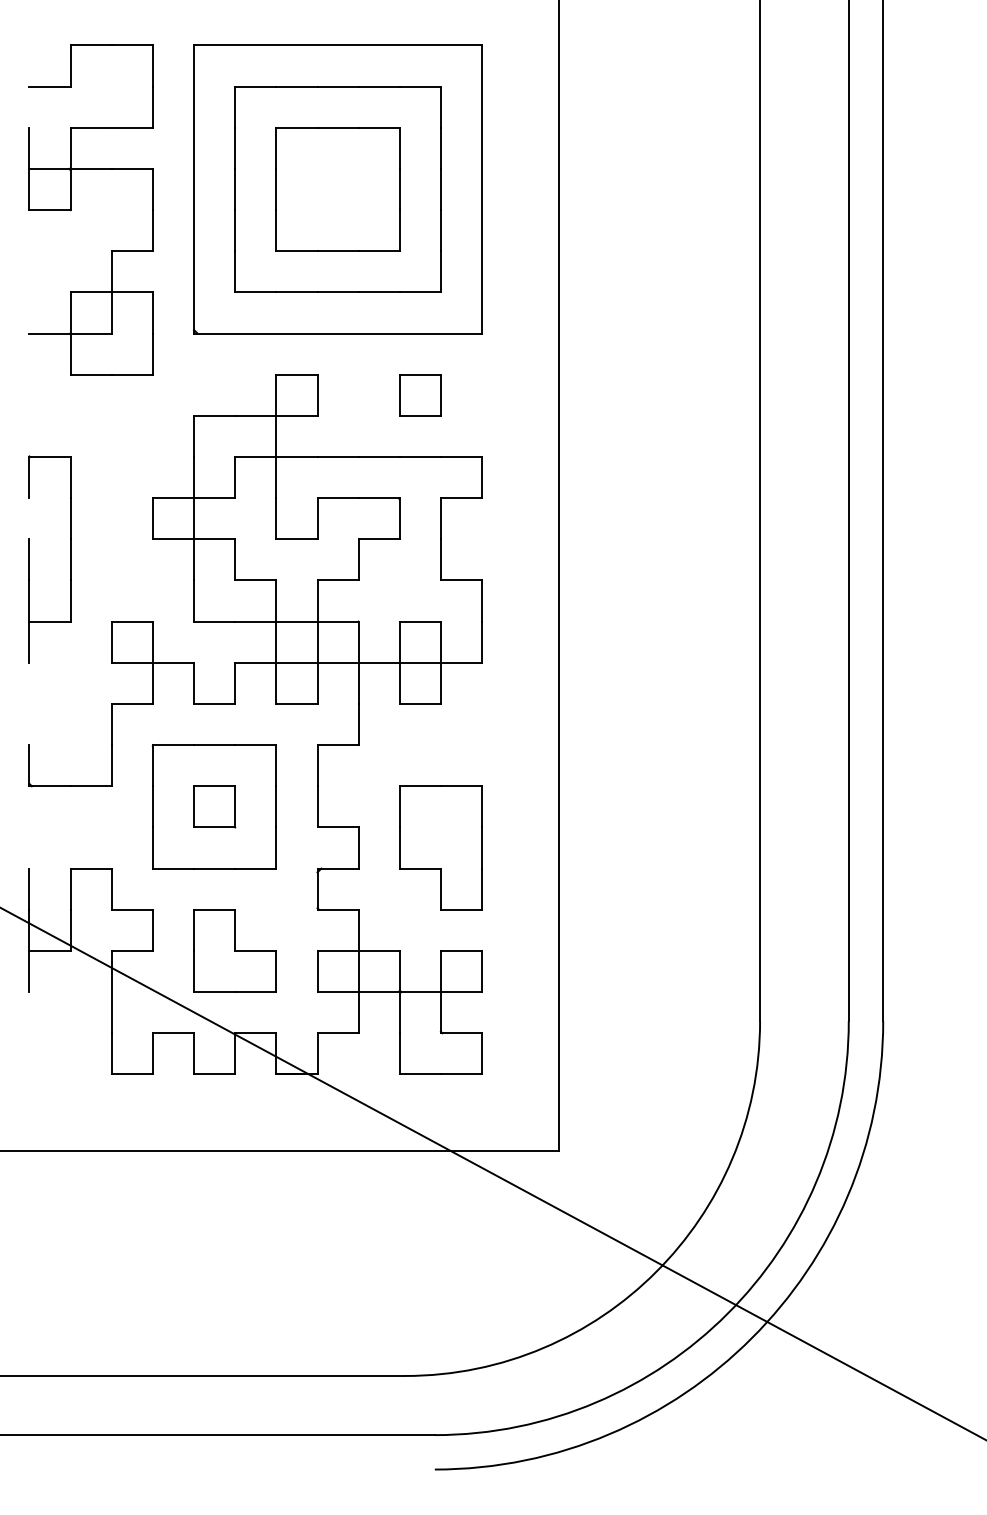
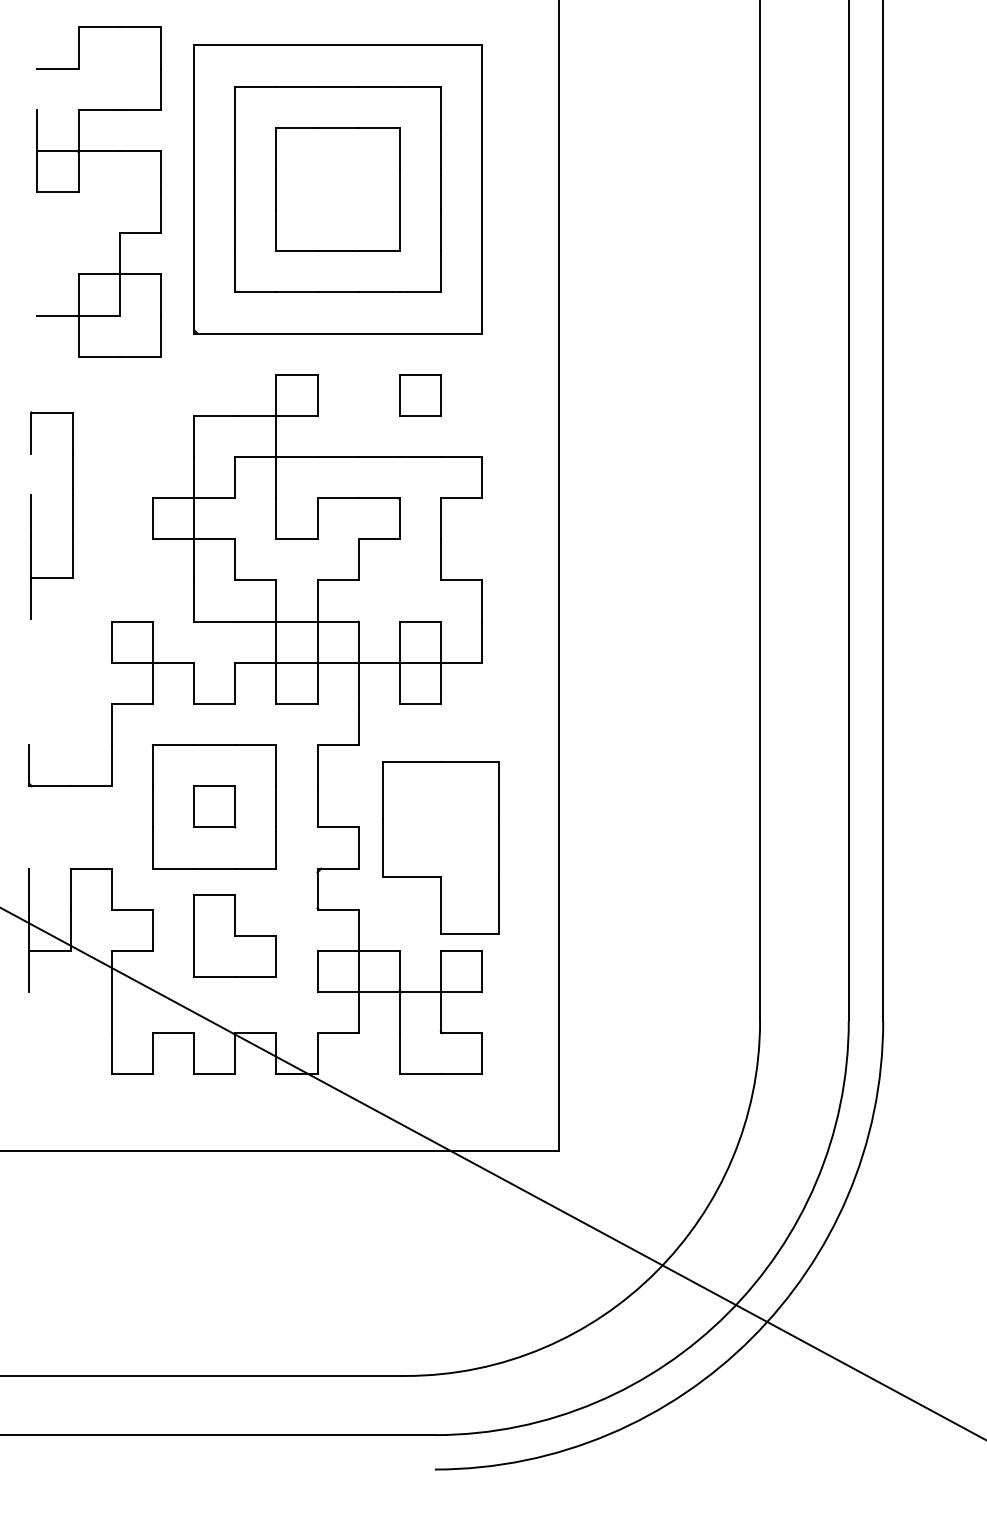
part position: (71, 209) -> (79, 191) (79, 191)
part position: (29, 559) -> (31, 515) (31, 515)
part size: 84x126 px -> 118x174 px (440, 847)
part position: (234, 950) -> (234, 935) (234, 935)
